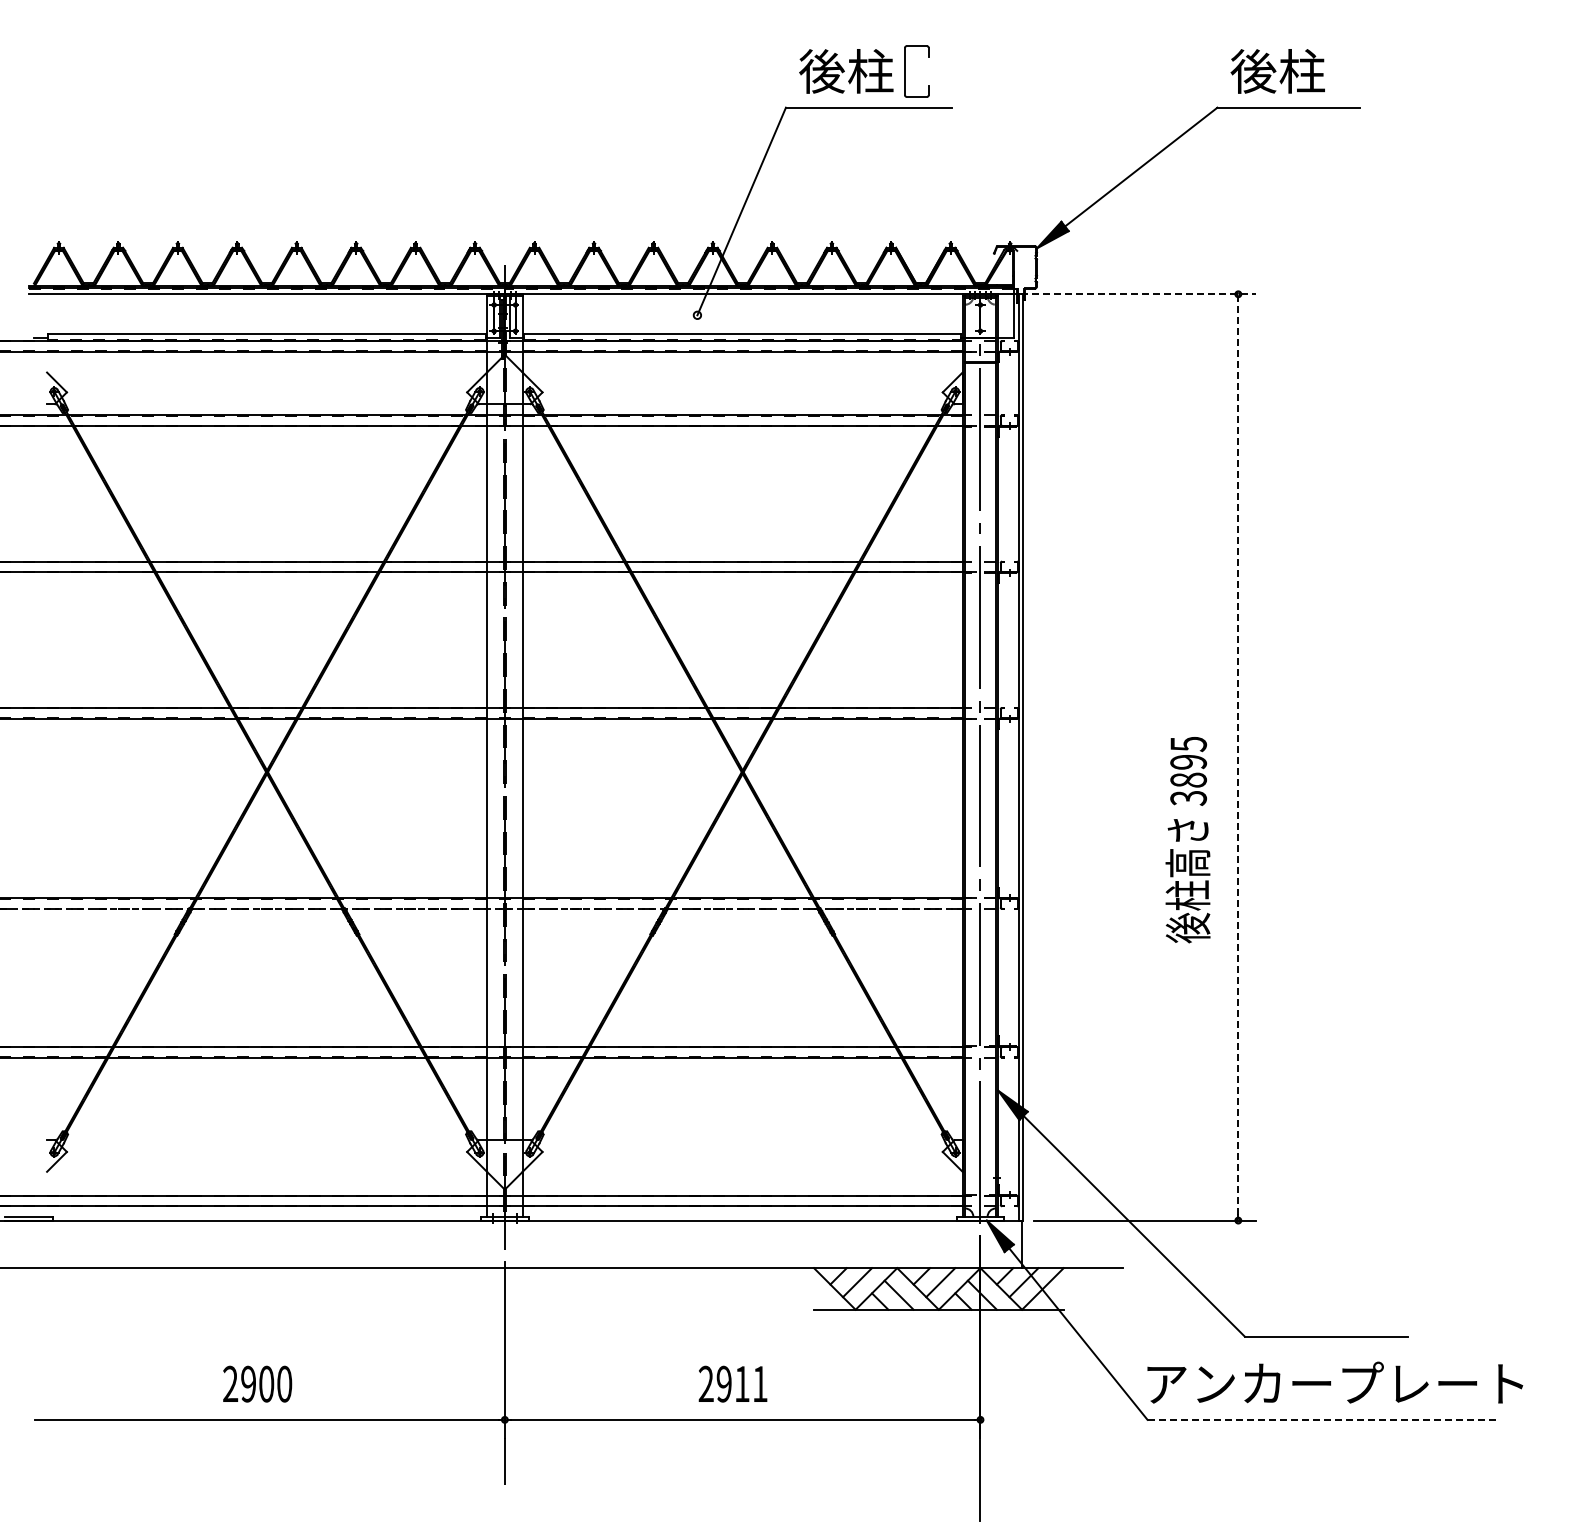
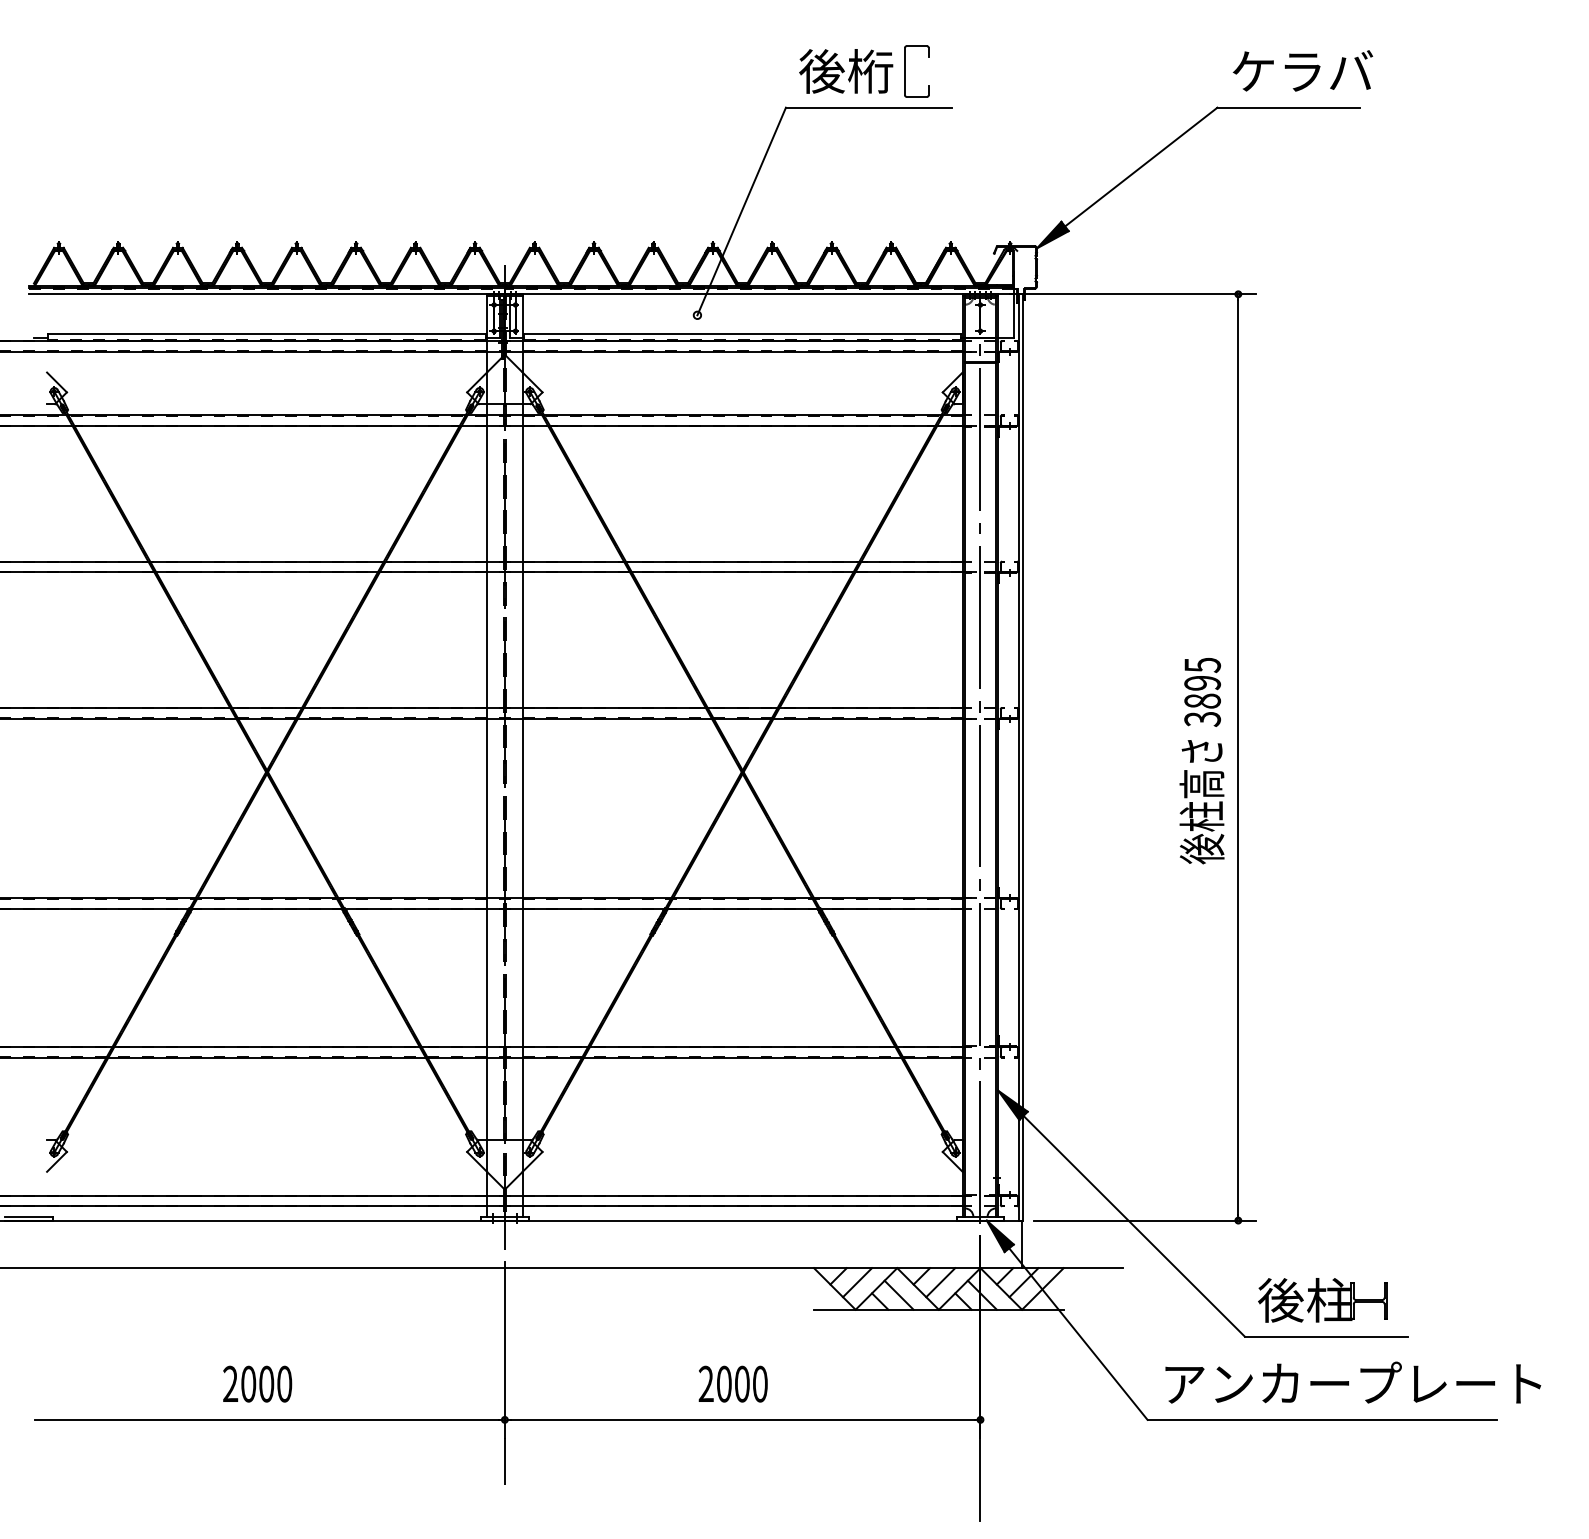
text: 後柱 -> 後桁 (870, 71)
text: 後柱 -> ケラバ (1301, 71)
line: dashed -> solid (1133, 294)
line: dashed -> solid (1238, 756)
text position: (1187, 840) -> (1201, 761) (1201, 761)
line: dashed -> solid (481, 909)
part: none -> present (1322, 1300)
text position: (1335, 1382) -> (1353, 1382) (1353, 1382)
text: 2900 -> 2000 (248, 1383)
text: 2911 -> 2000 (741, 1383)
line: dashed -> solid (1322, 1419)
